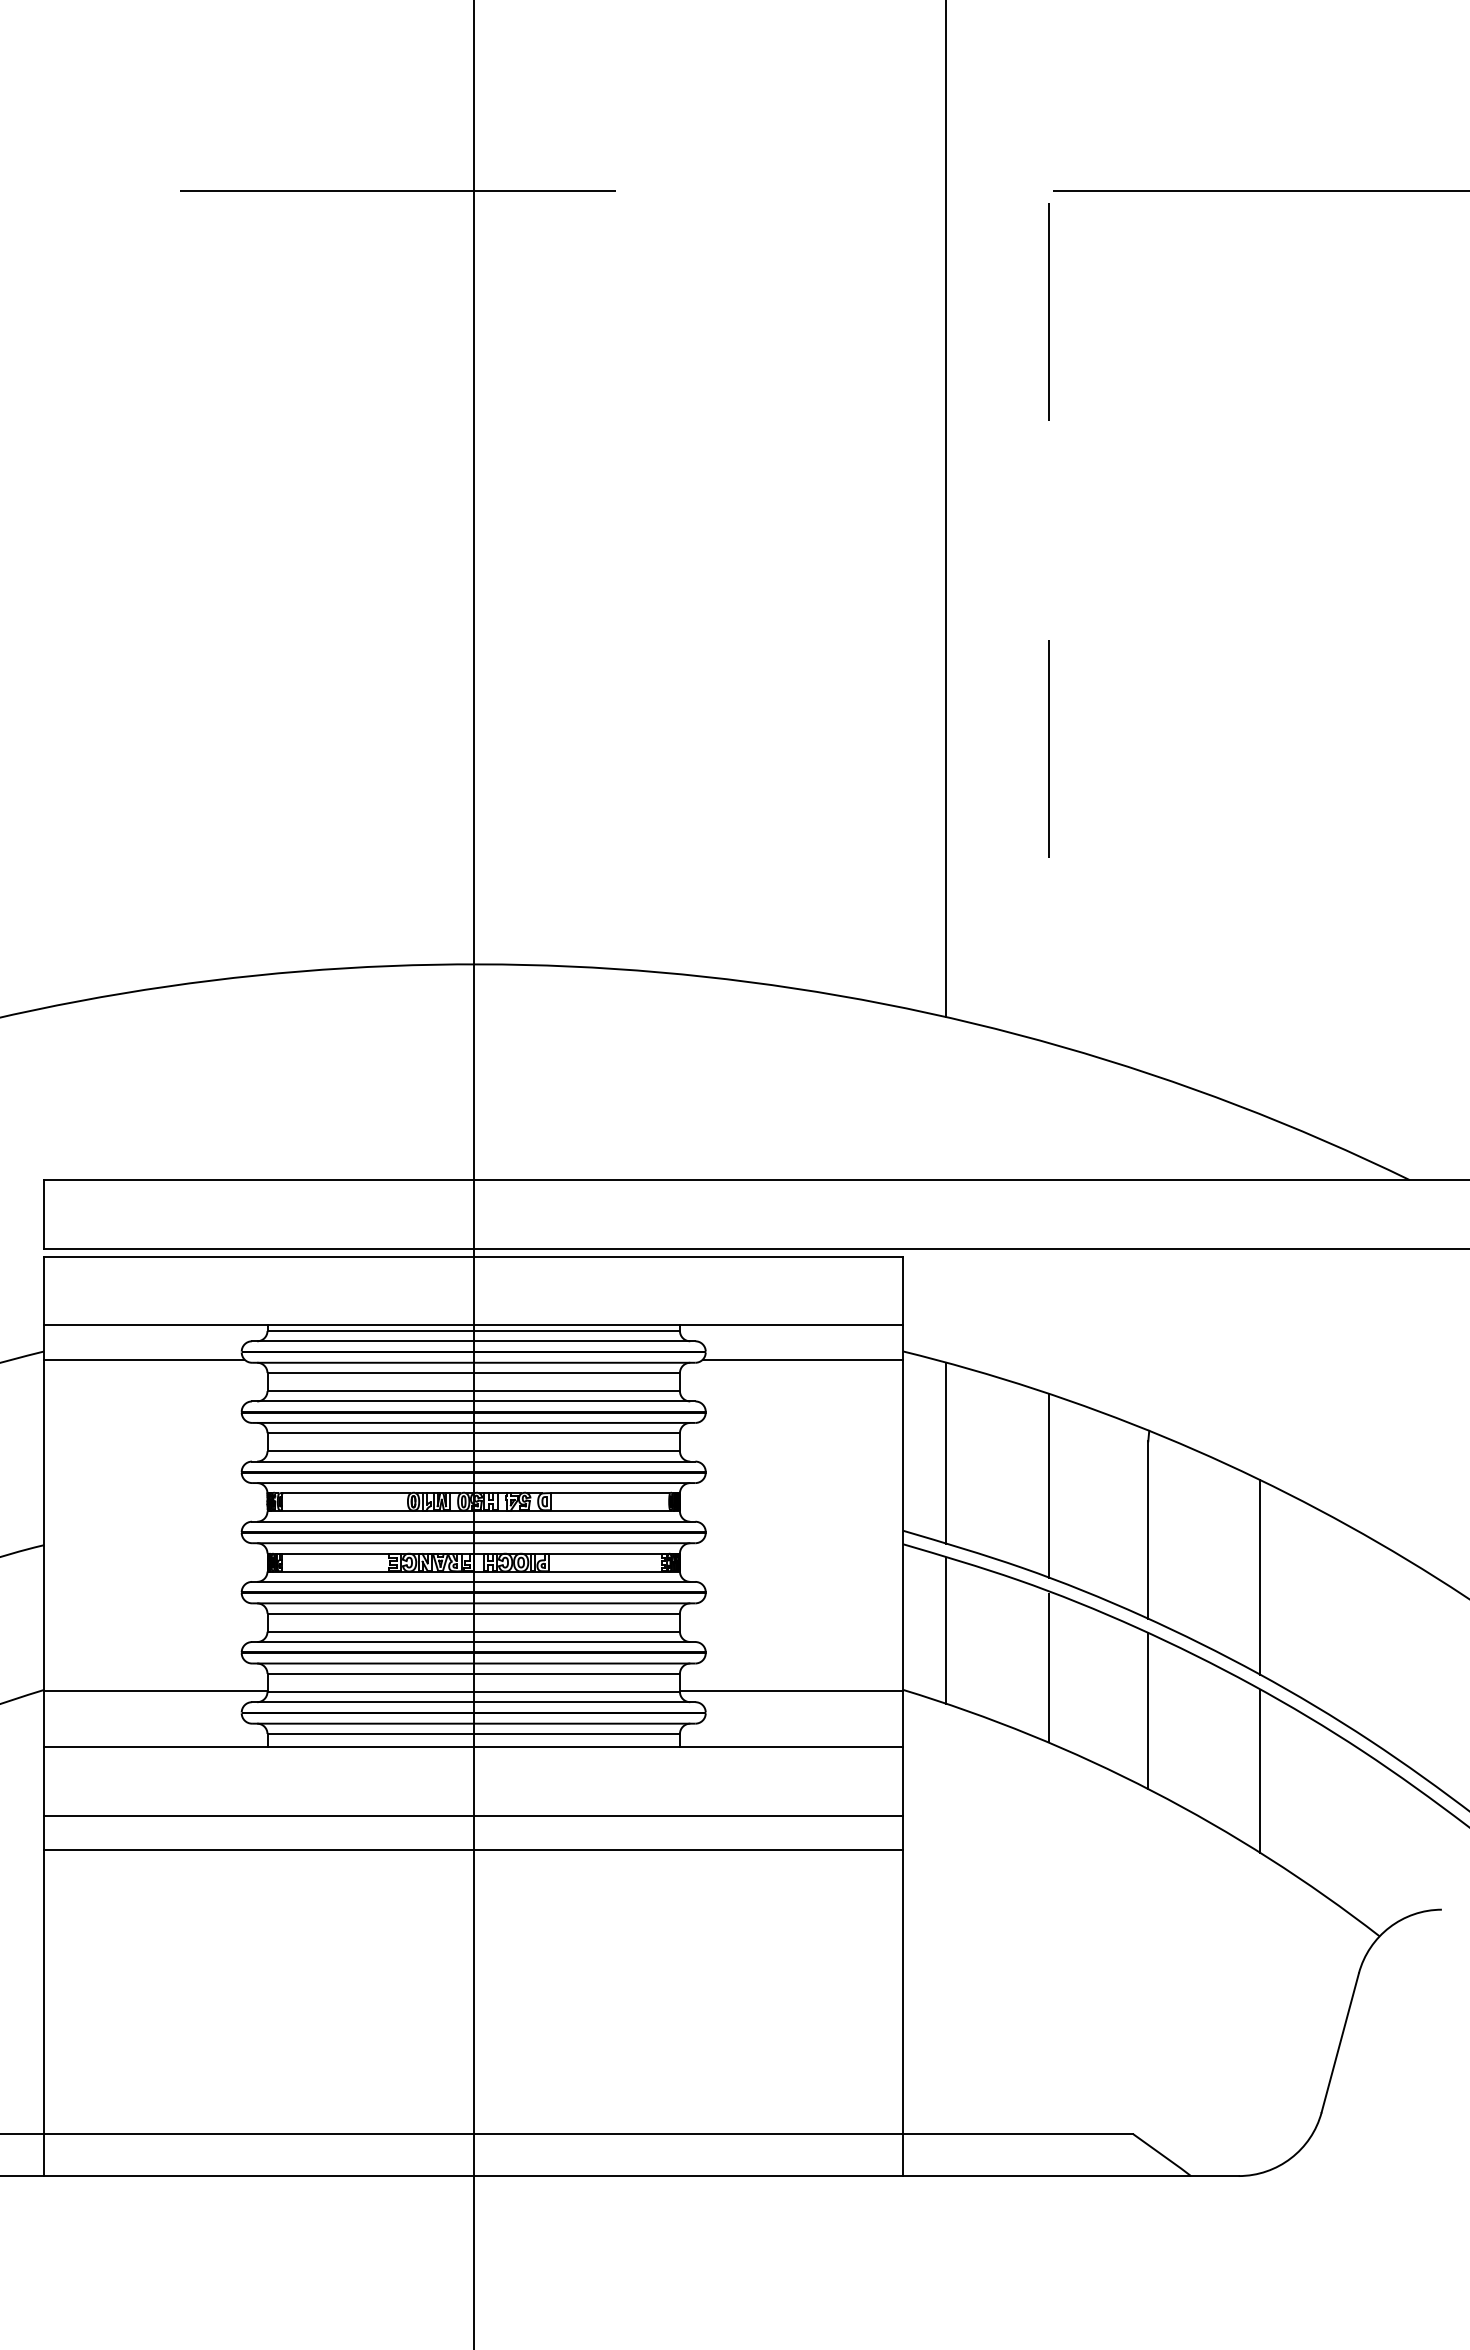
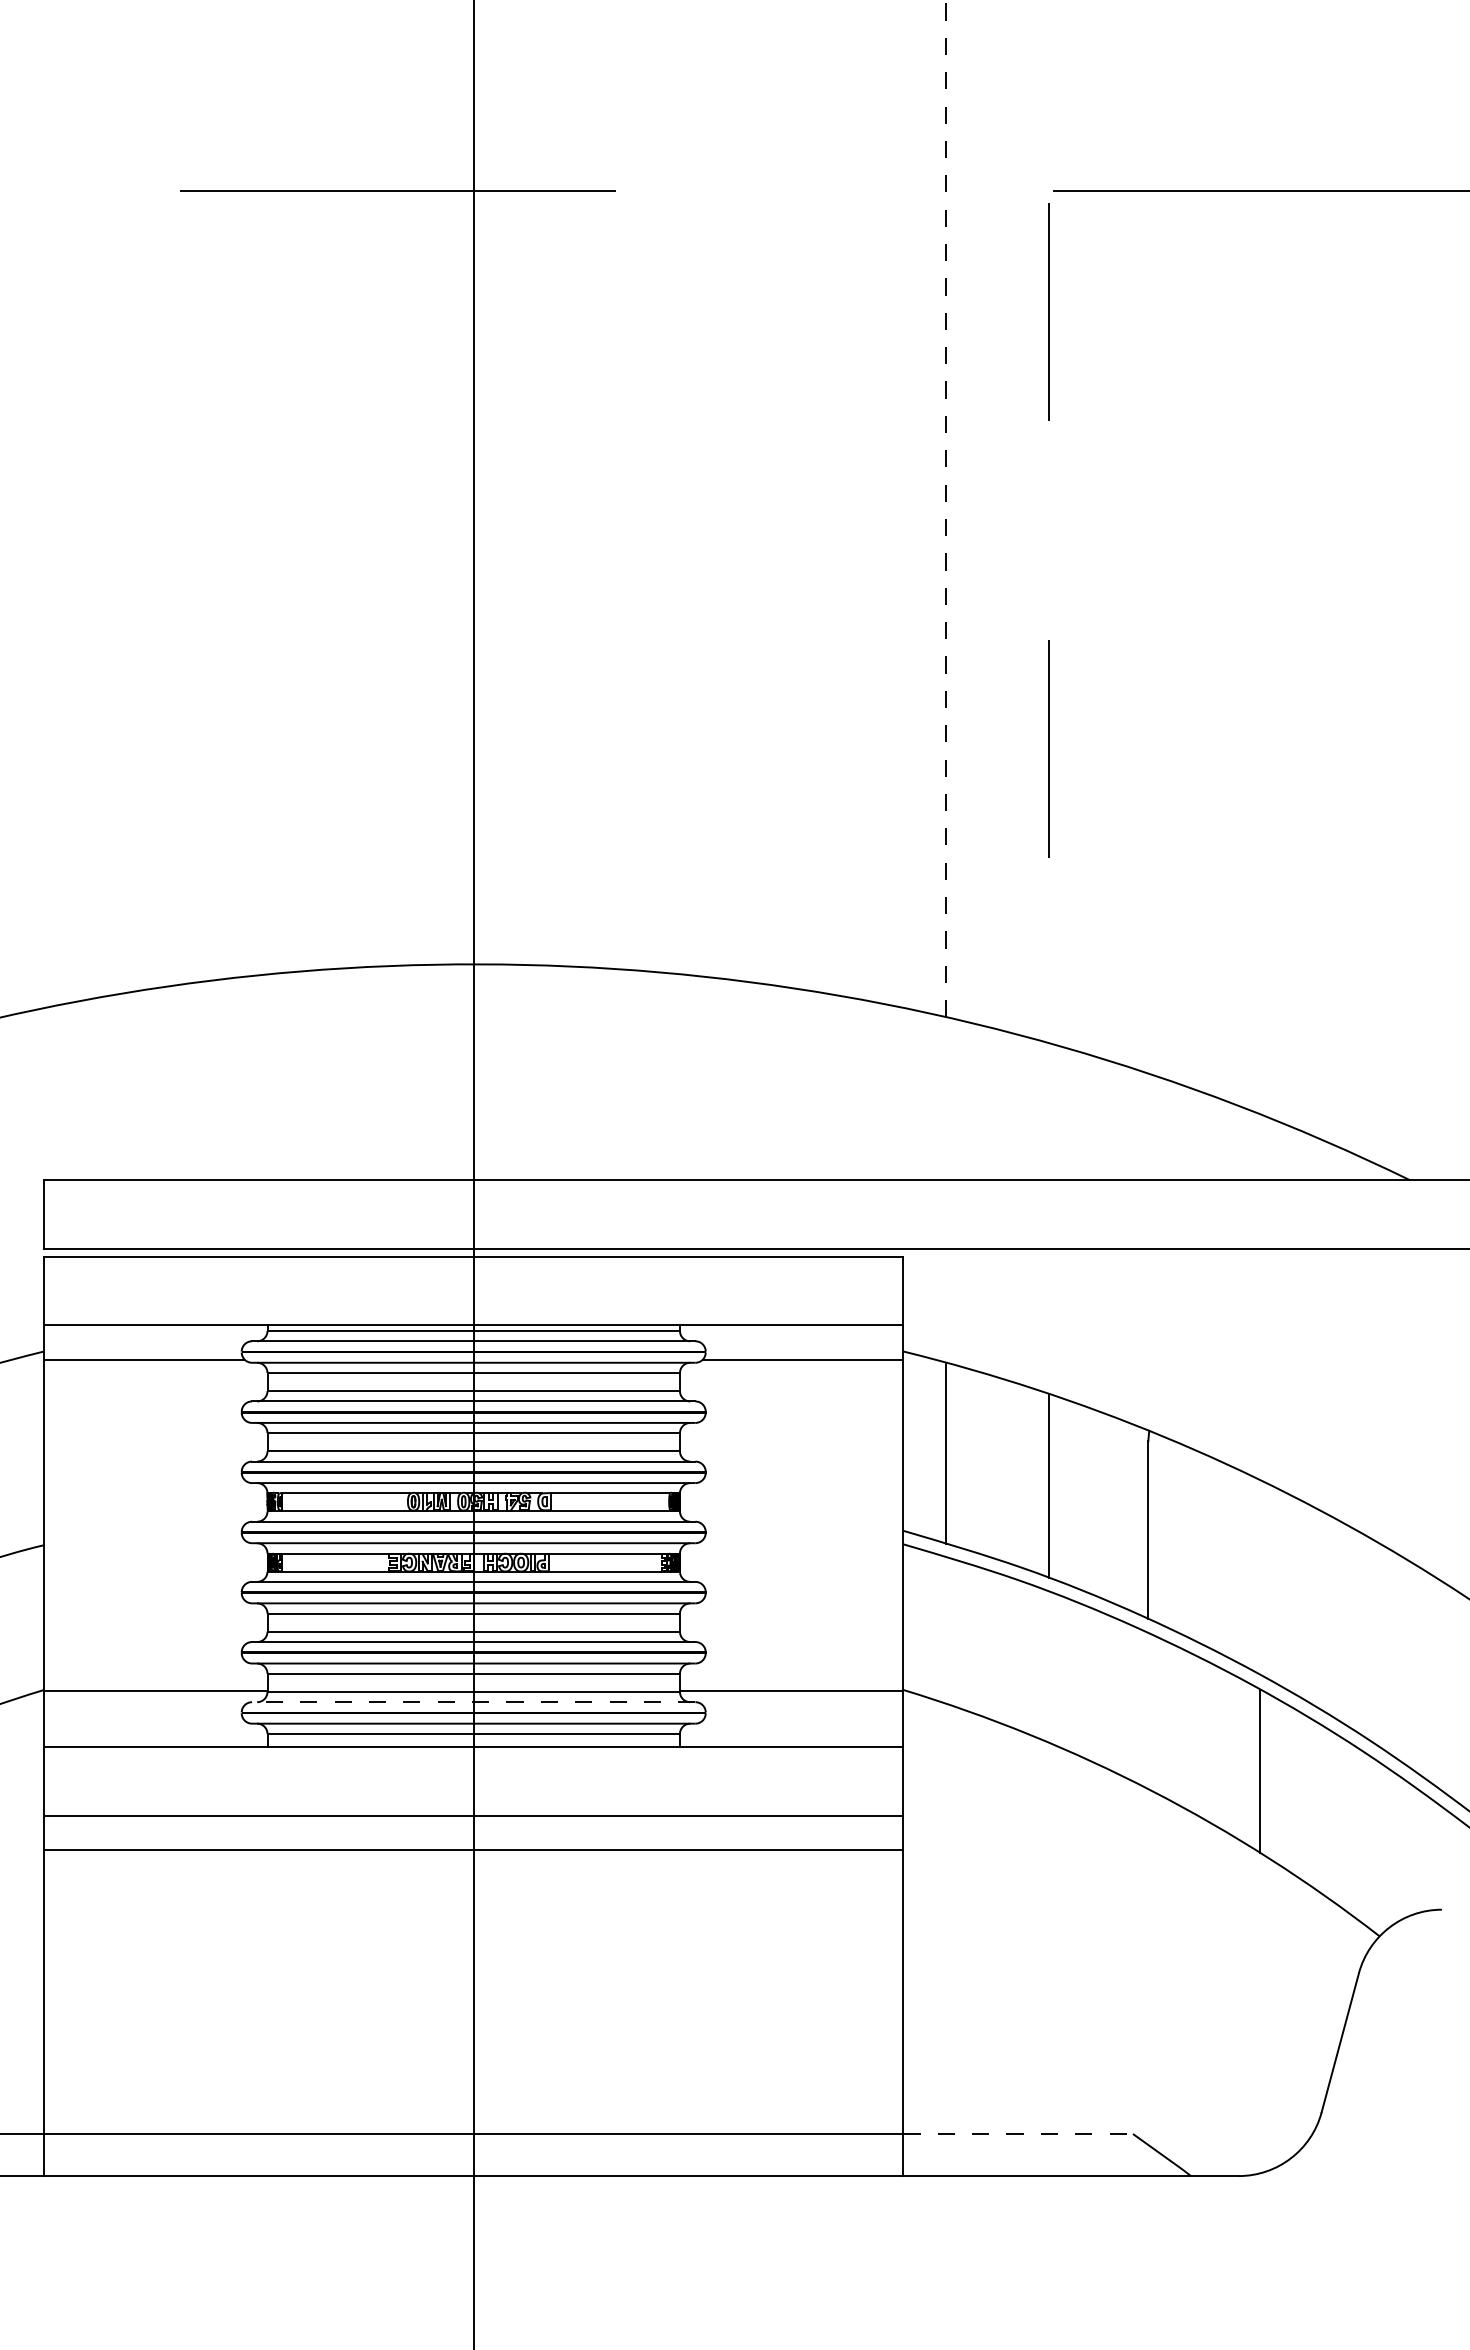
line: solid -> dashed (946, 508)
line: present -> none (1259, 1576)
line: present -> none (946, 1630)
line: present -> none (1049, 1667)
line: solid -> dashed (473, 1702)
line: present -> none (1148, 1711)
line: solid -> dashed (1018, 2133)
